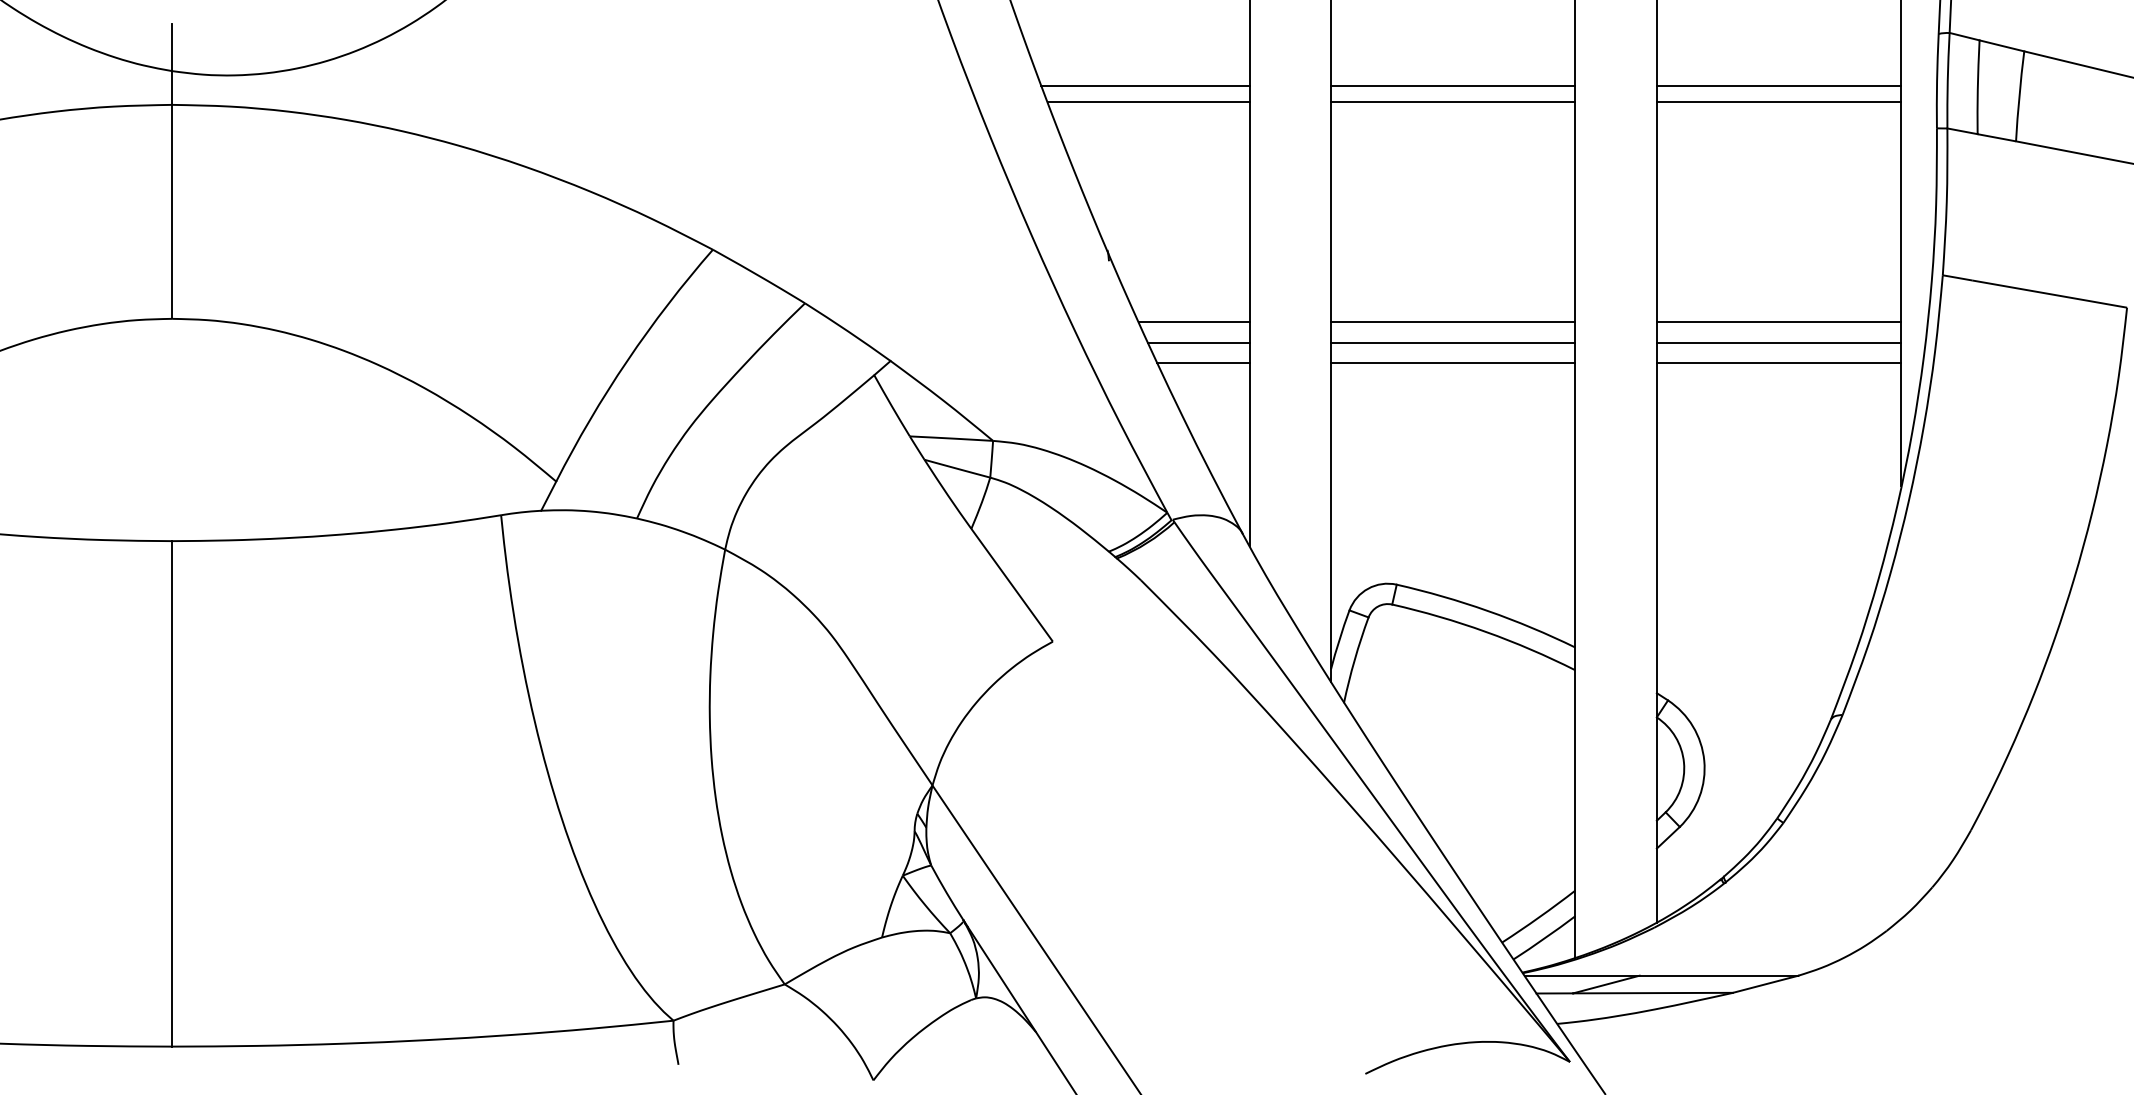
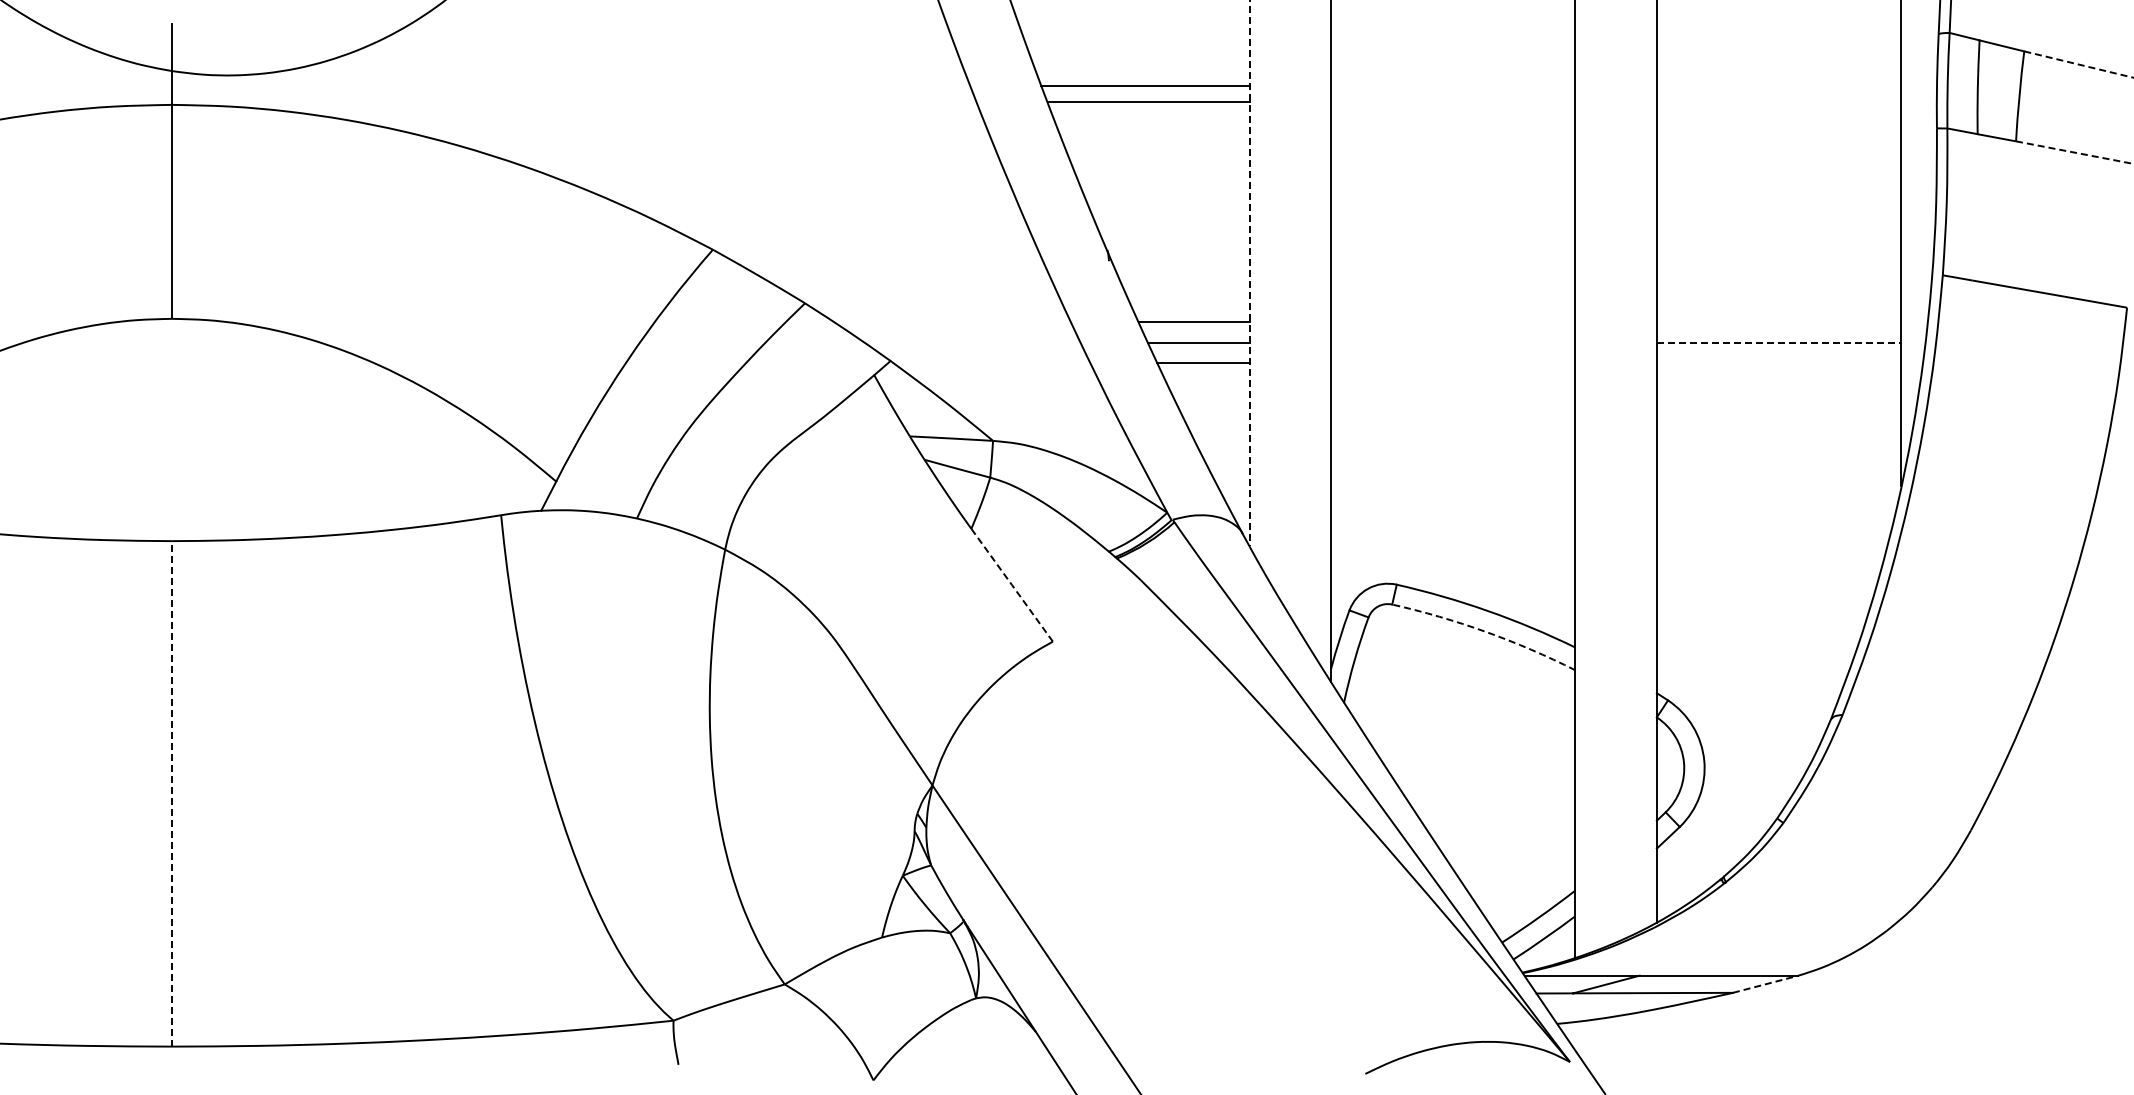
line: solid -> dashed (2079, 64)
line: present -> none (1453, 86)
line: present -> none (1778, 86)
line: present -> none (1453, 102)
line: present -> none (1778, 102)
line: solid -> dashed (2075, 152)
line: solid -> dashed (1249, 273)
line: present -> none (1453, 322)
line: present -> none (1778, 322)
line: present -> none (1453, 342)
line: solid -> dashed (1779, 342)
line: present -> none (1453, 363)
line: present -> none (1778, 363)
line: solid -> dashed (1012, 585)
arc: solid -> dashed (1485, 631)
line: solid -> dashed (172, 793)
line: solid -> dashed (1765, 984)
